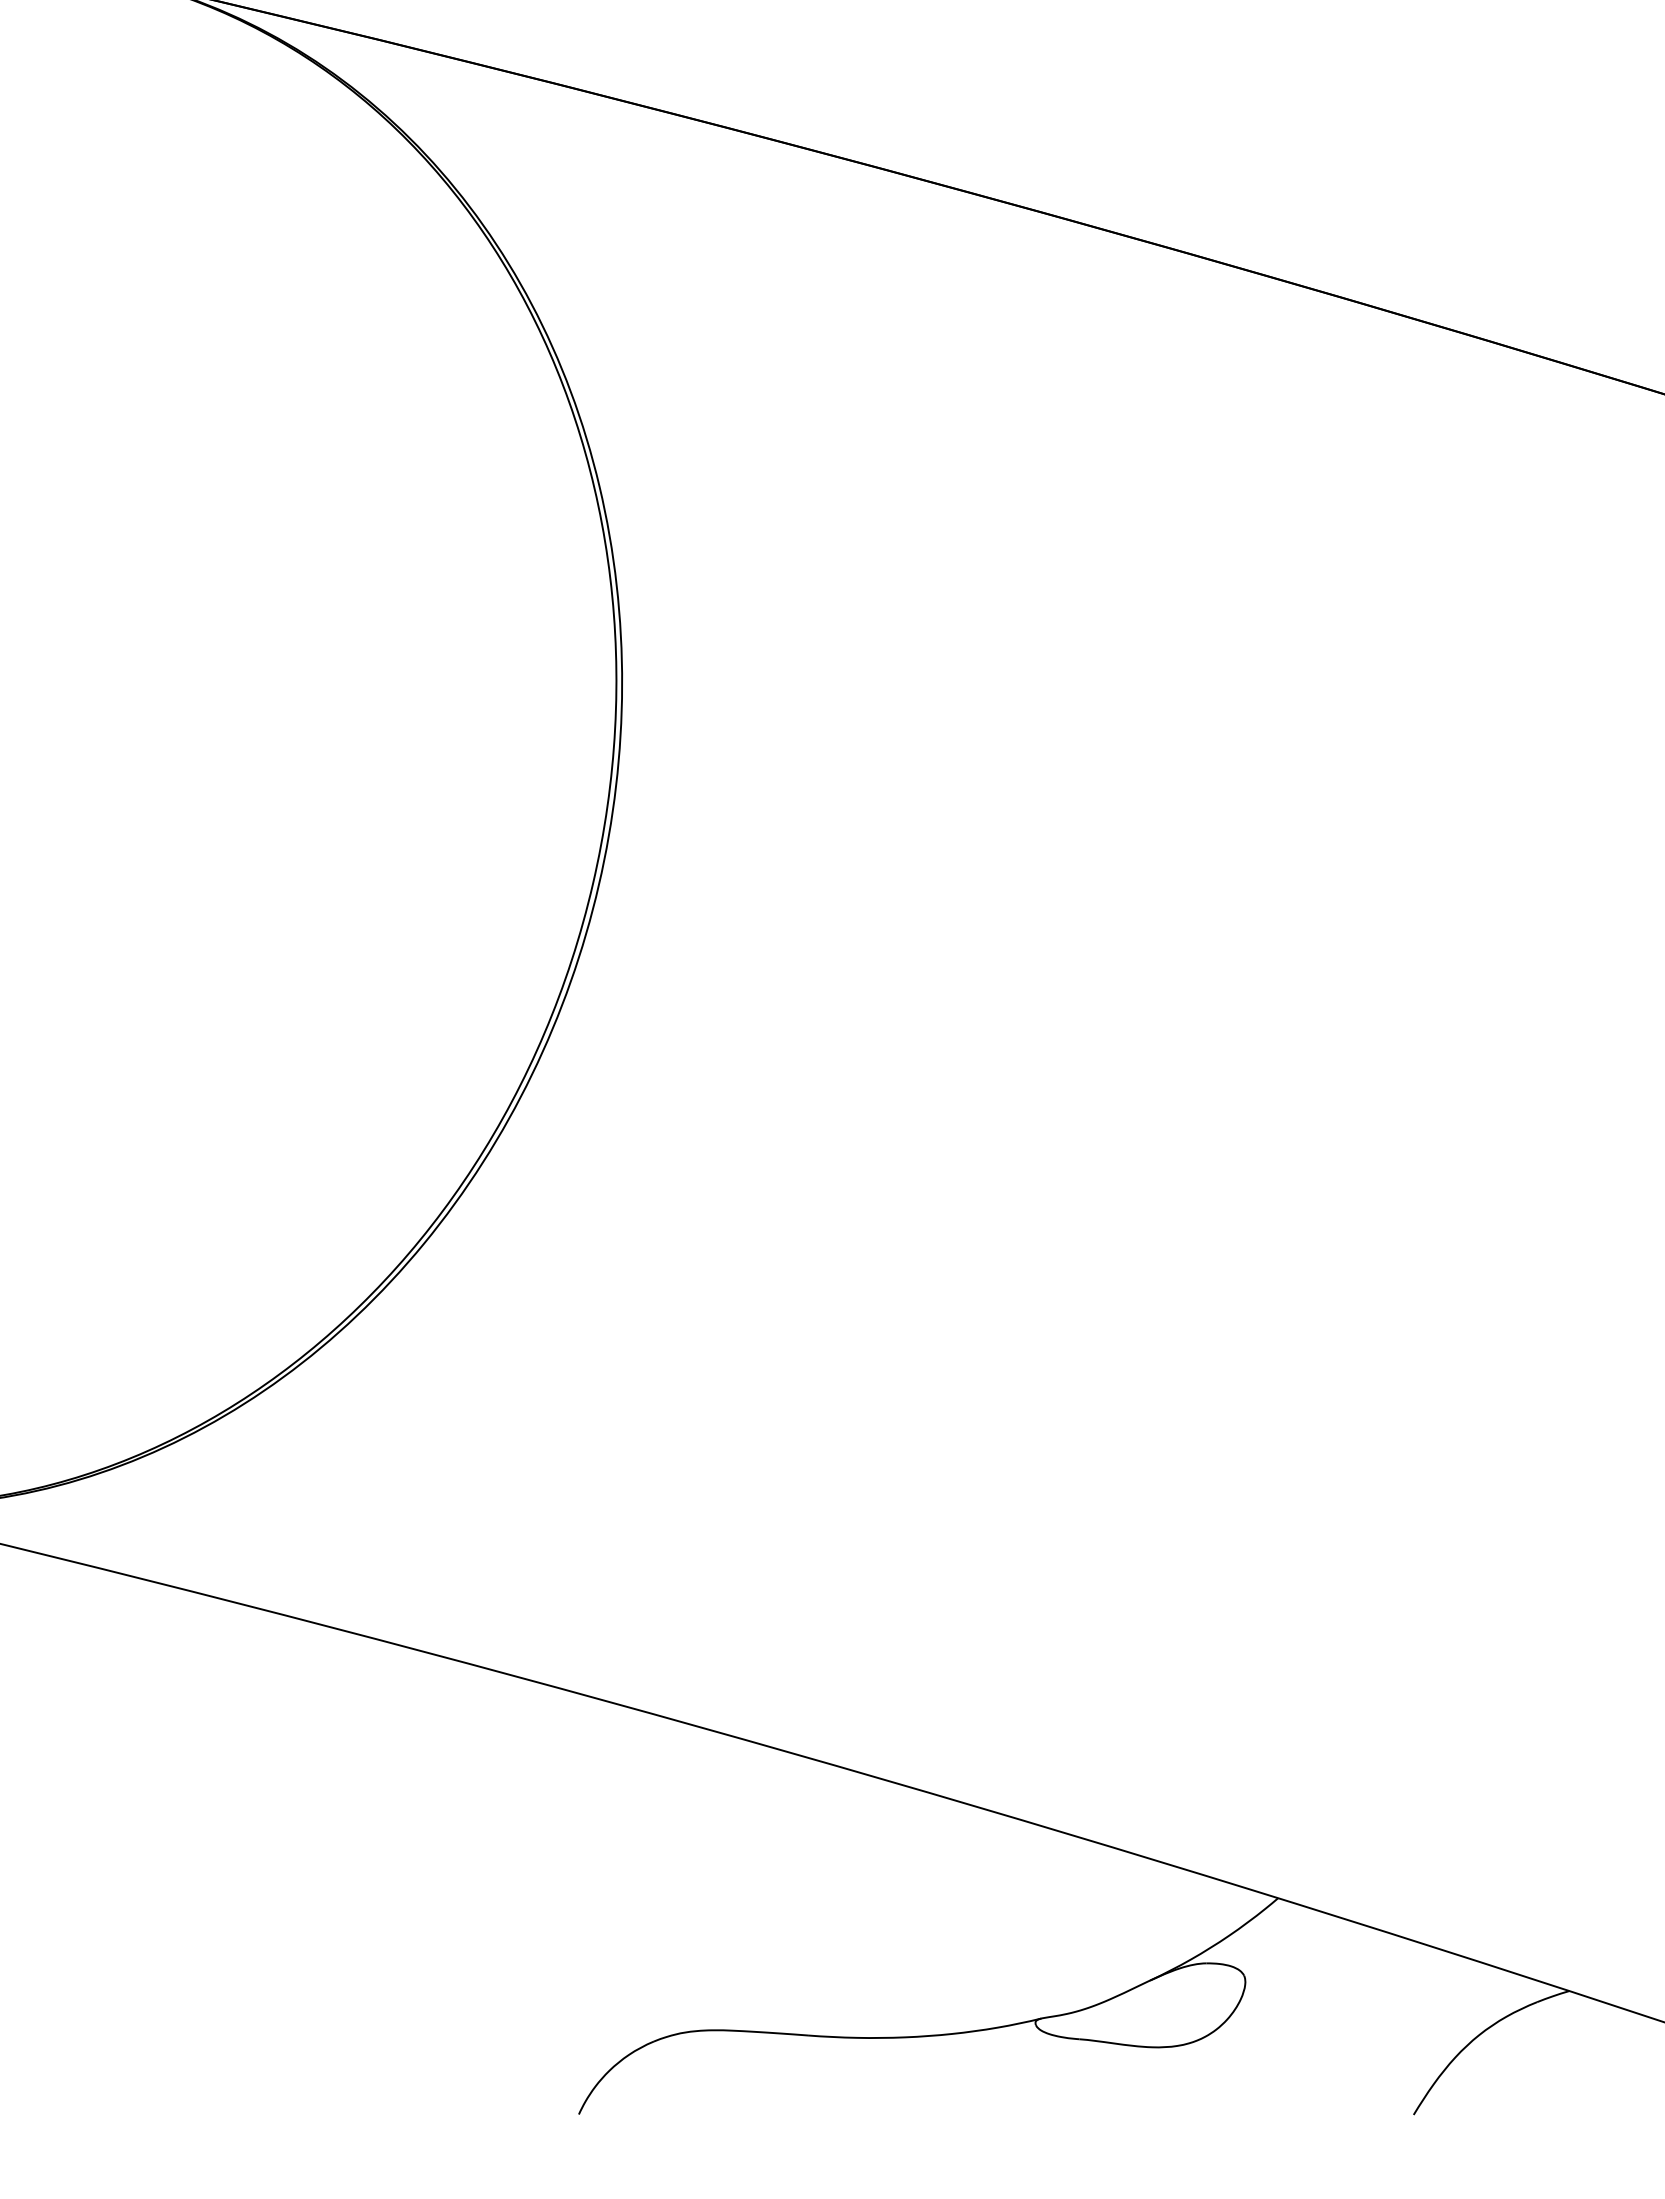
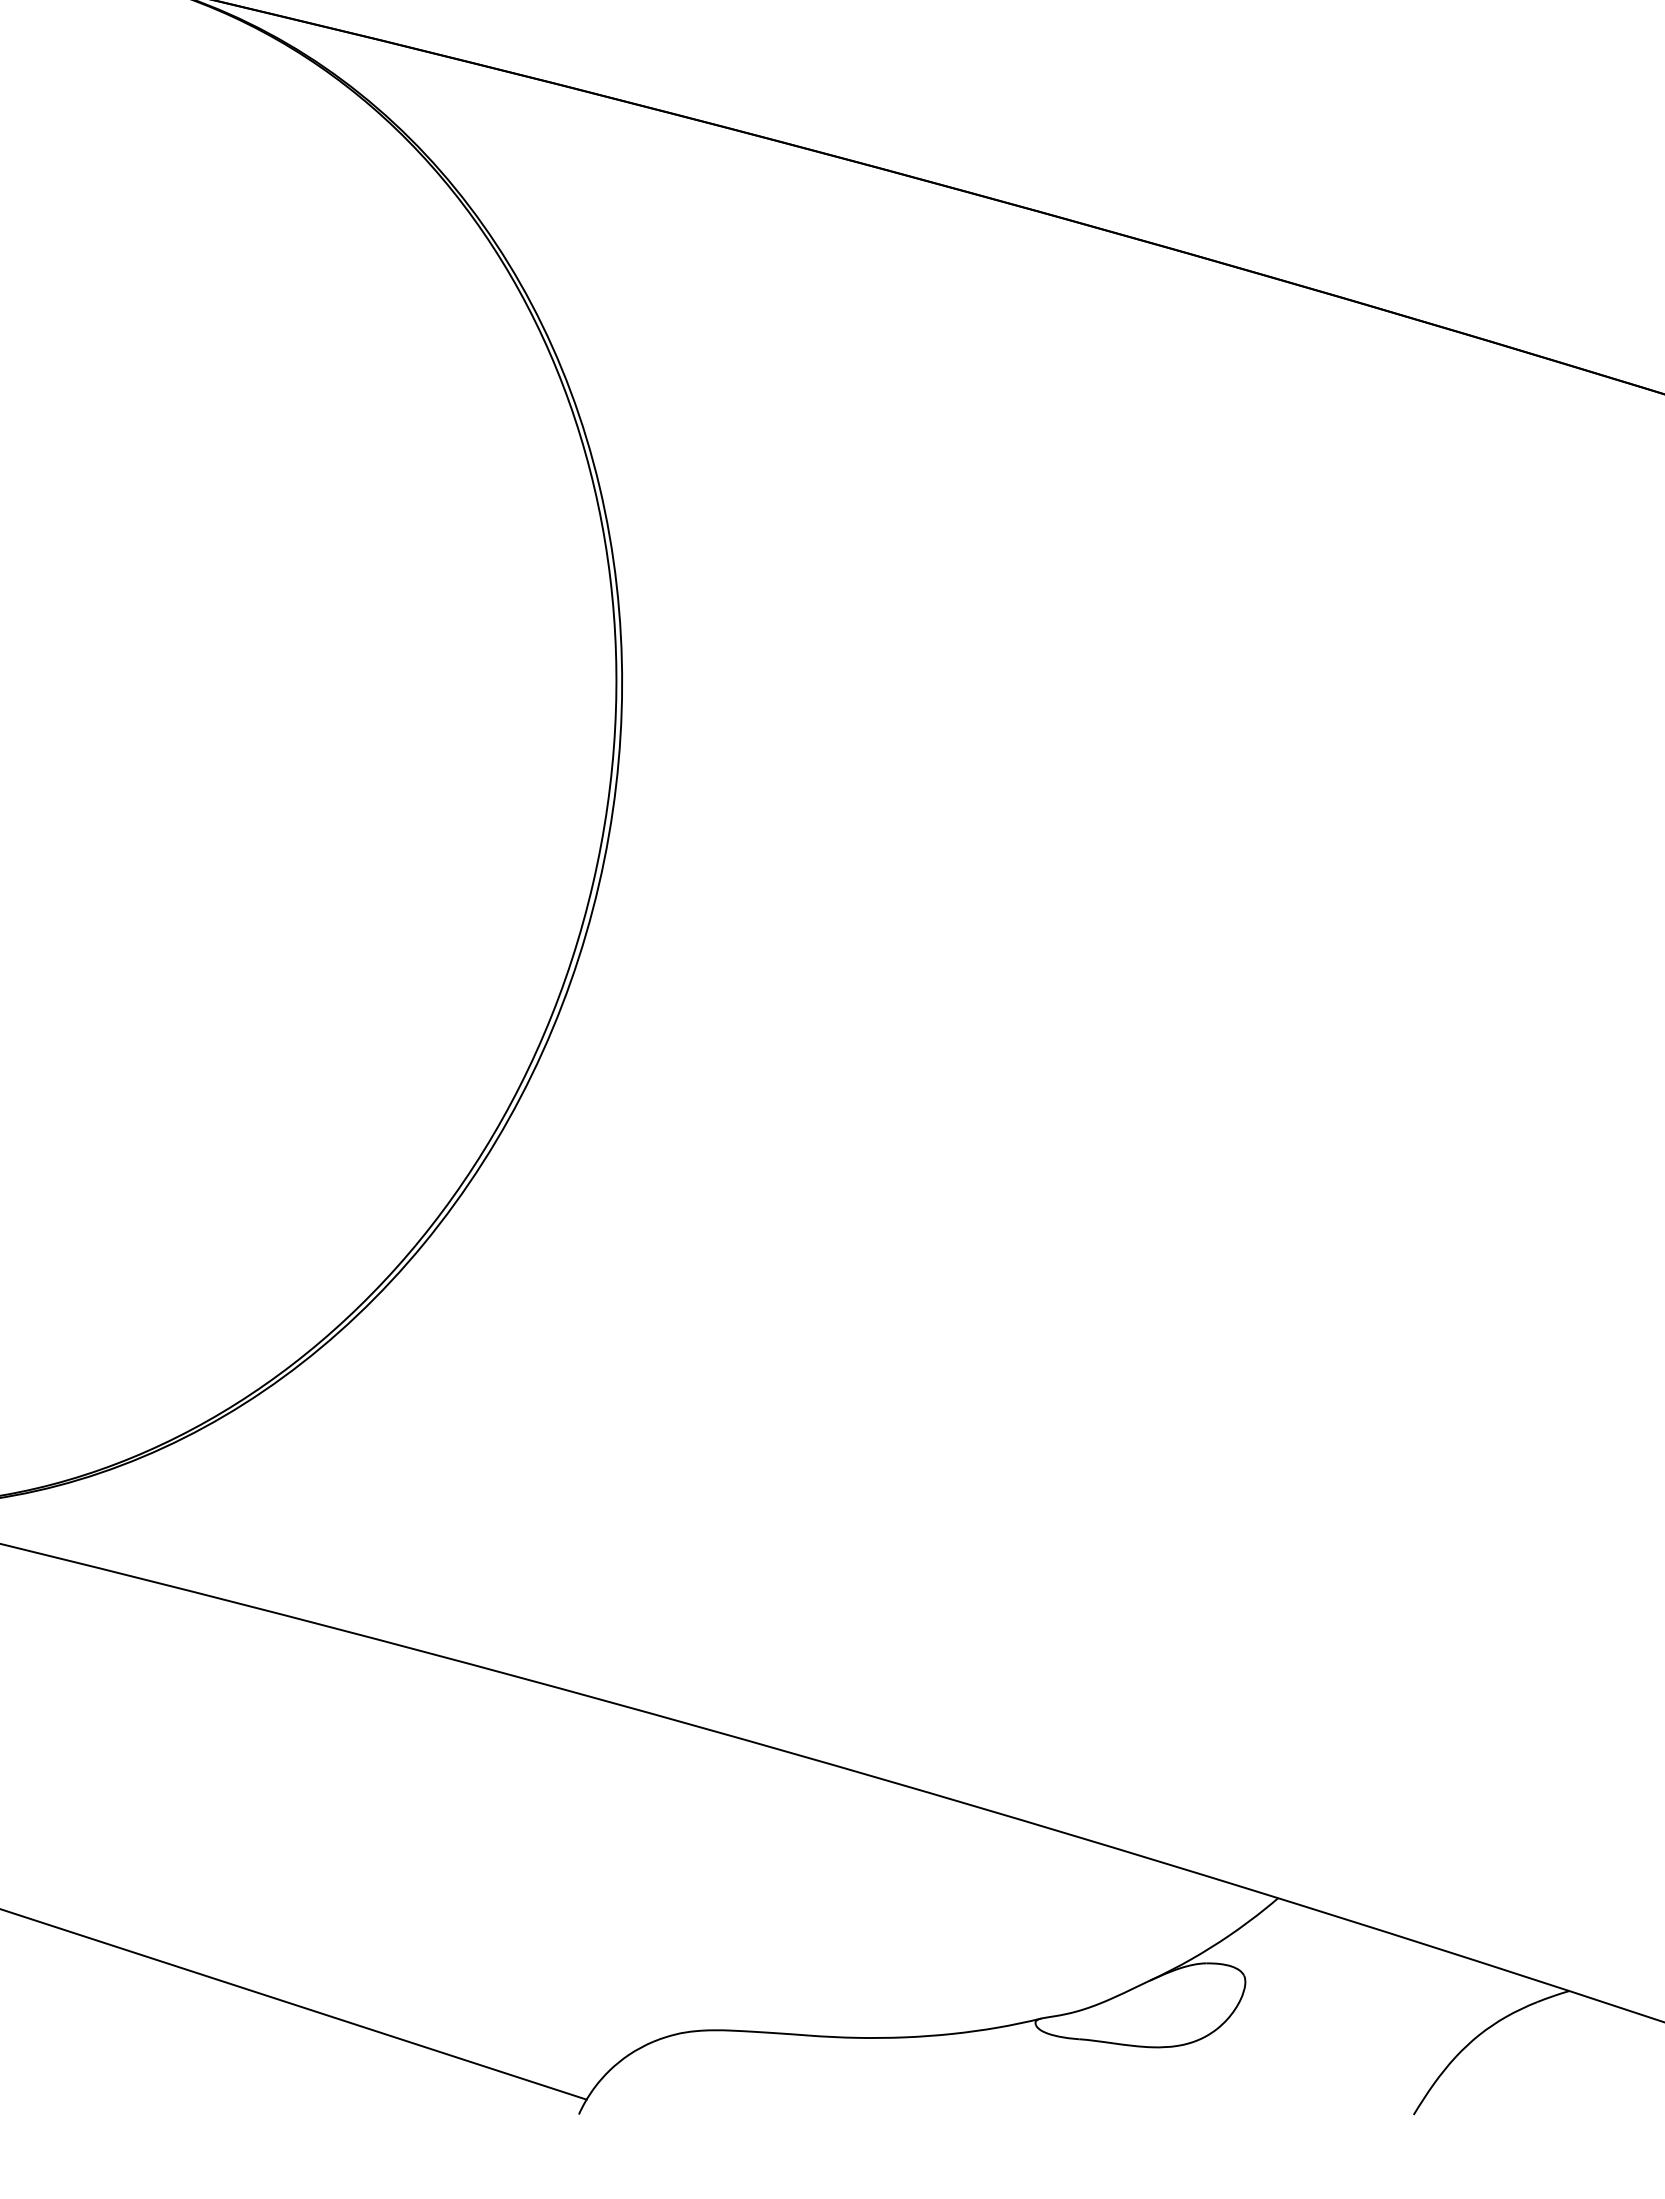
line: none -> present (294, 2004)
